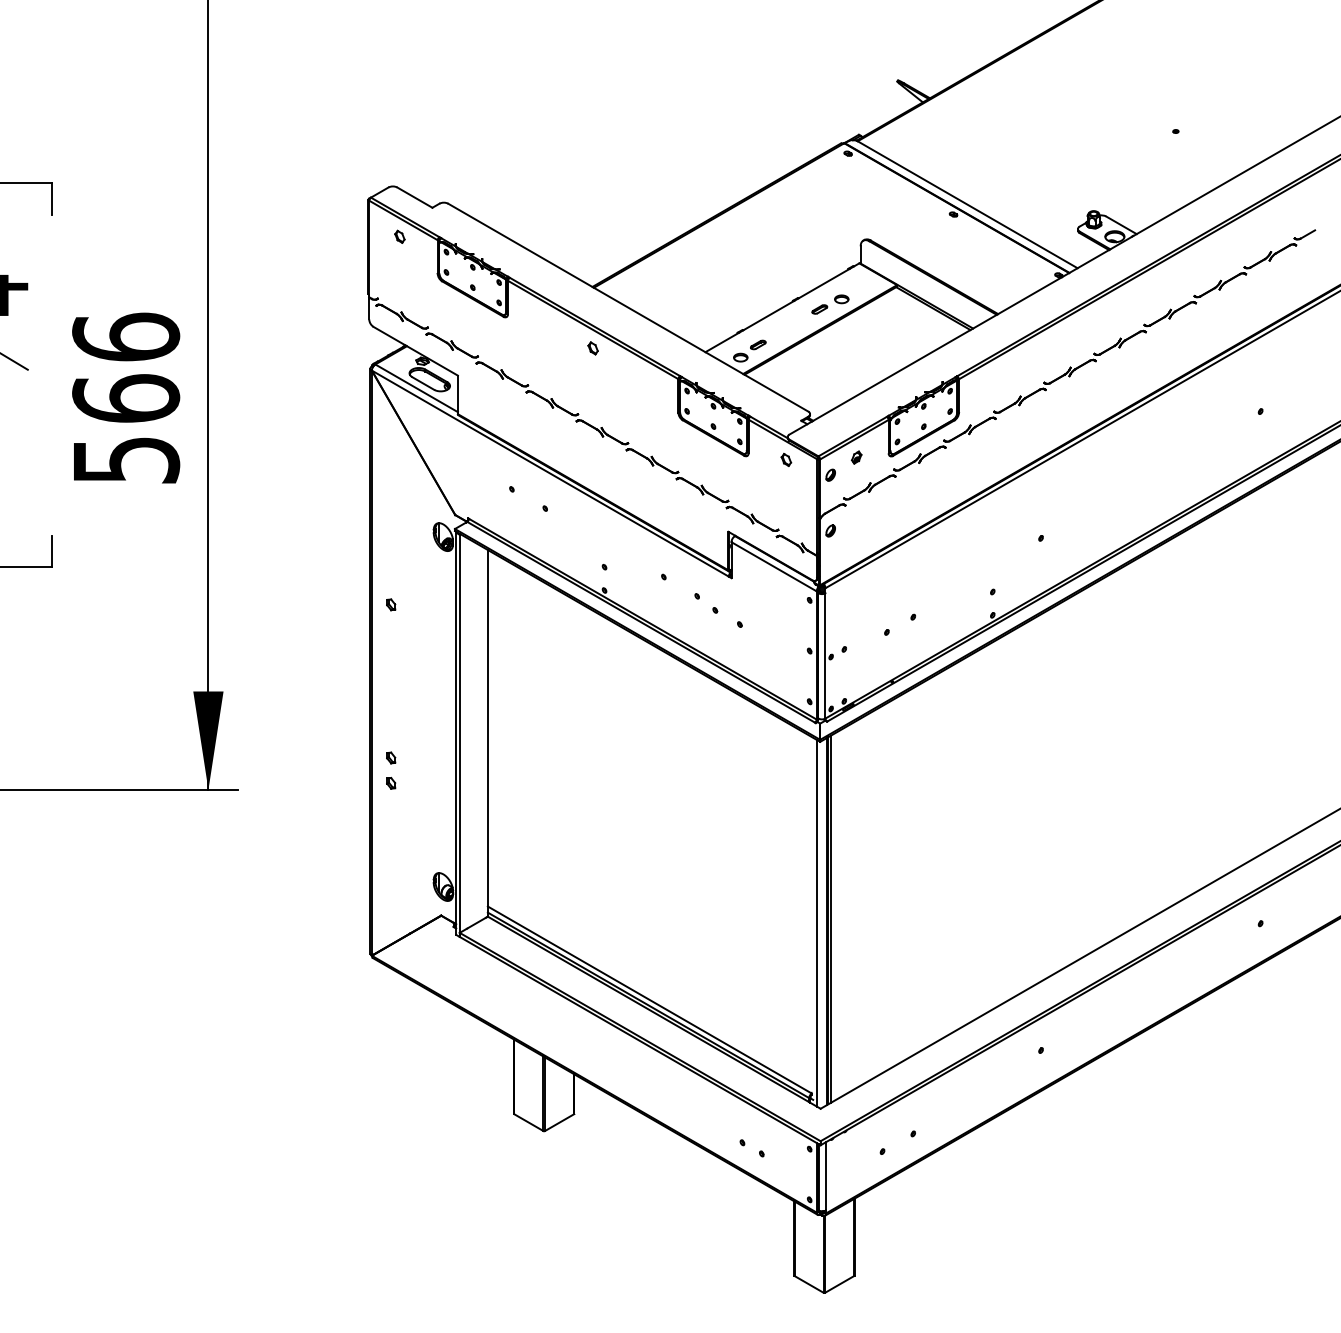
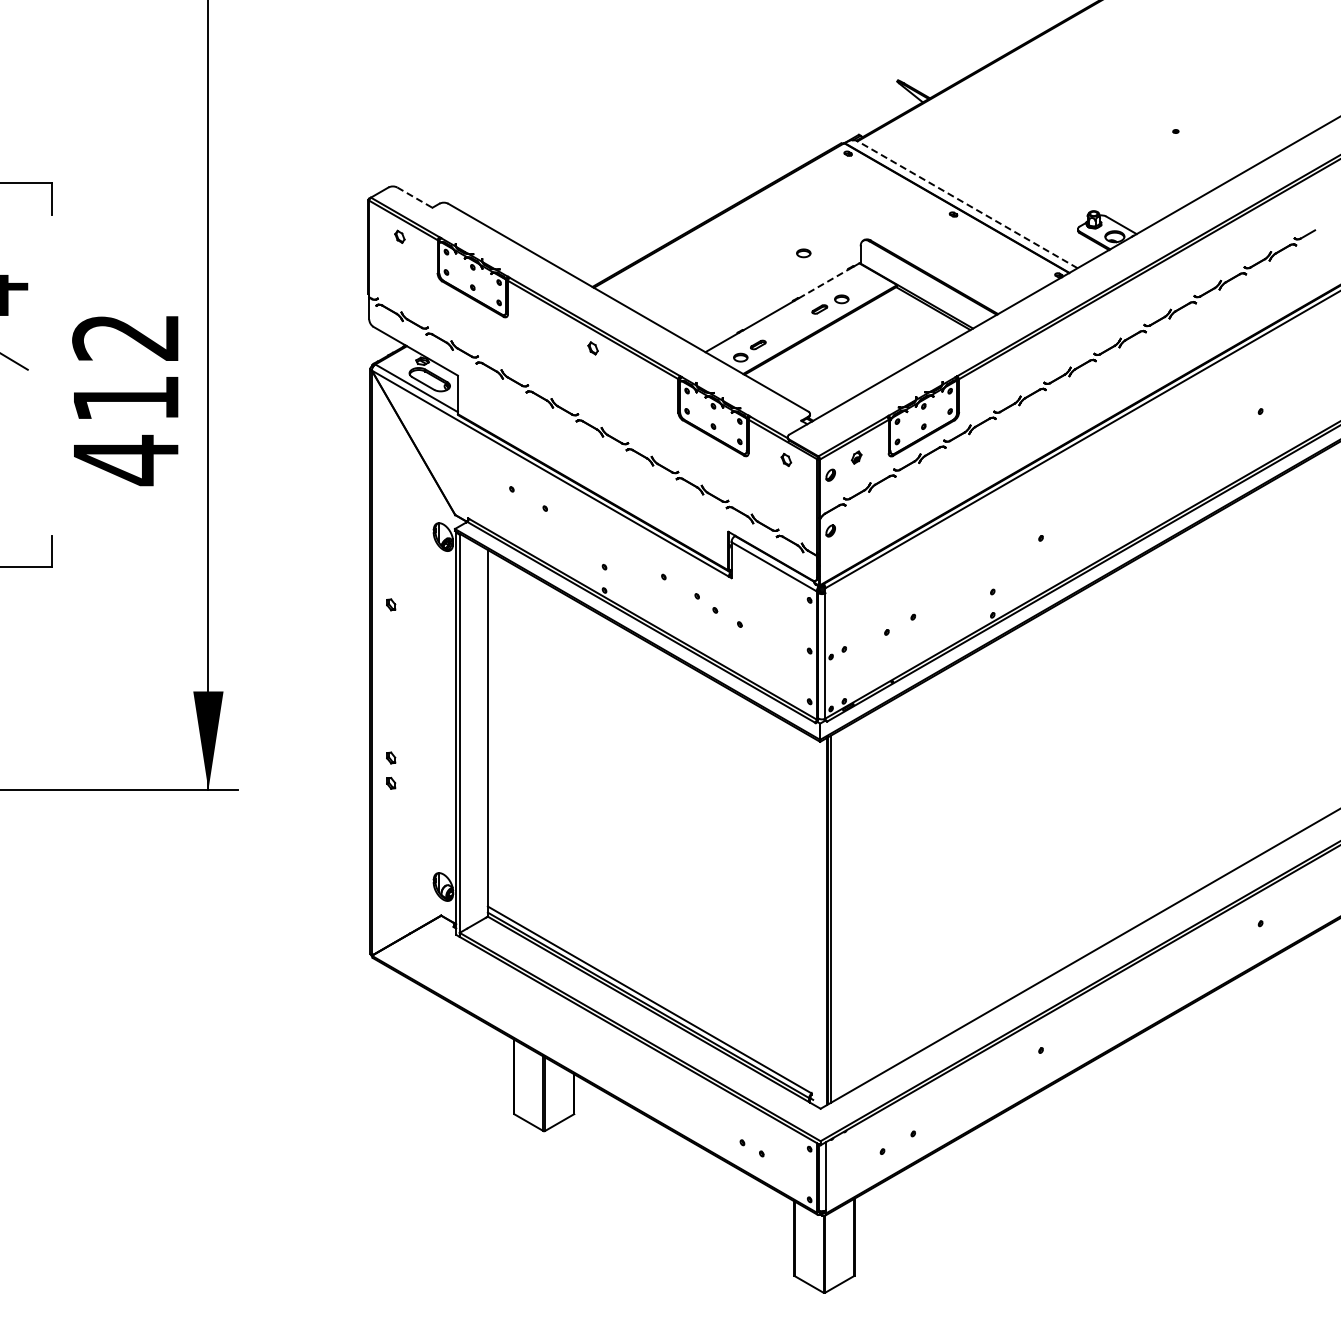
line: solid -> dashed (415, 197)
line: solid -> dashed (966, 204)
part: none -> present (803, 253)
line: solid -> dashed (824, 283)
text: 566 -> 412 (126, 399)
line: present -> none (817, 923)
